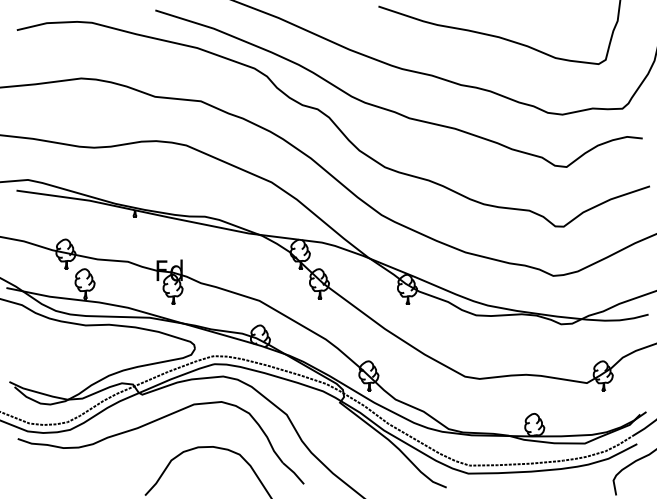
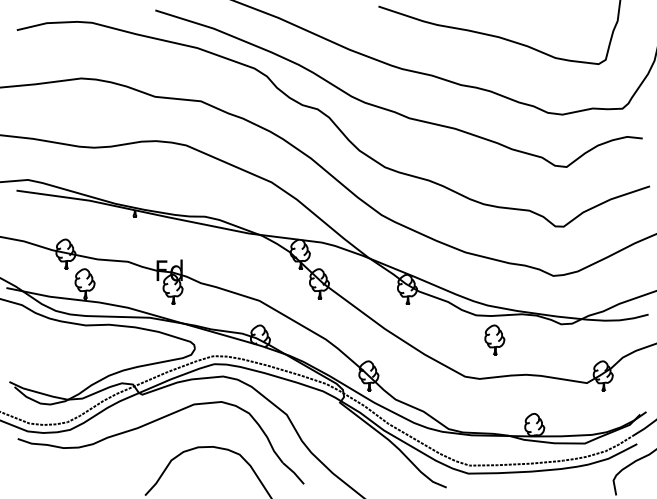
part: none -> present (494, 339)
